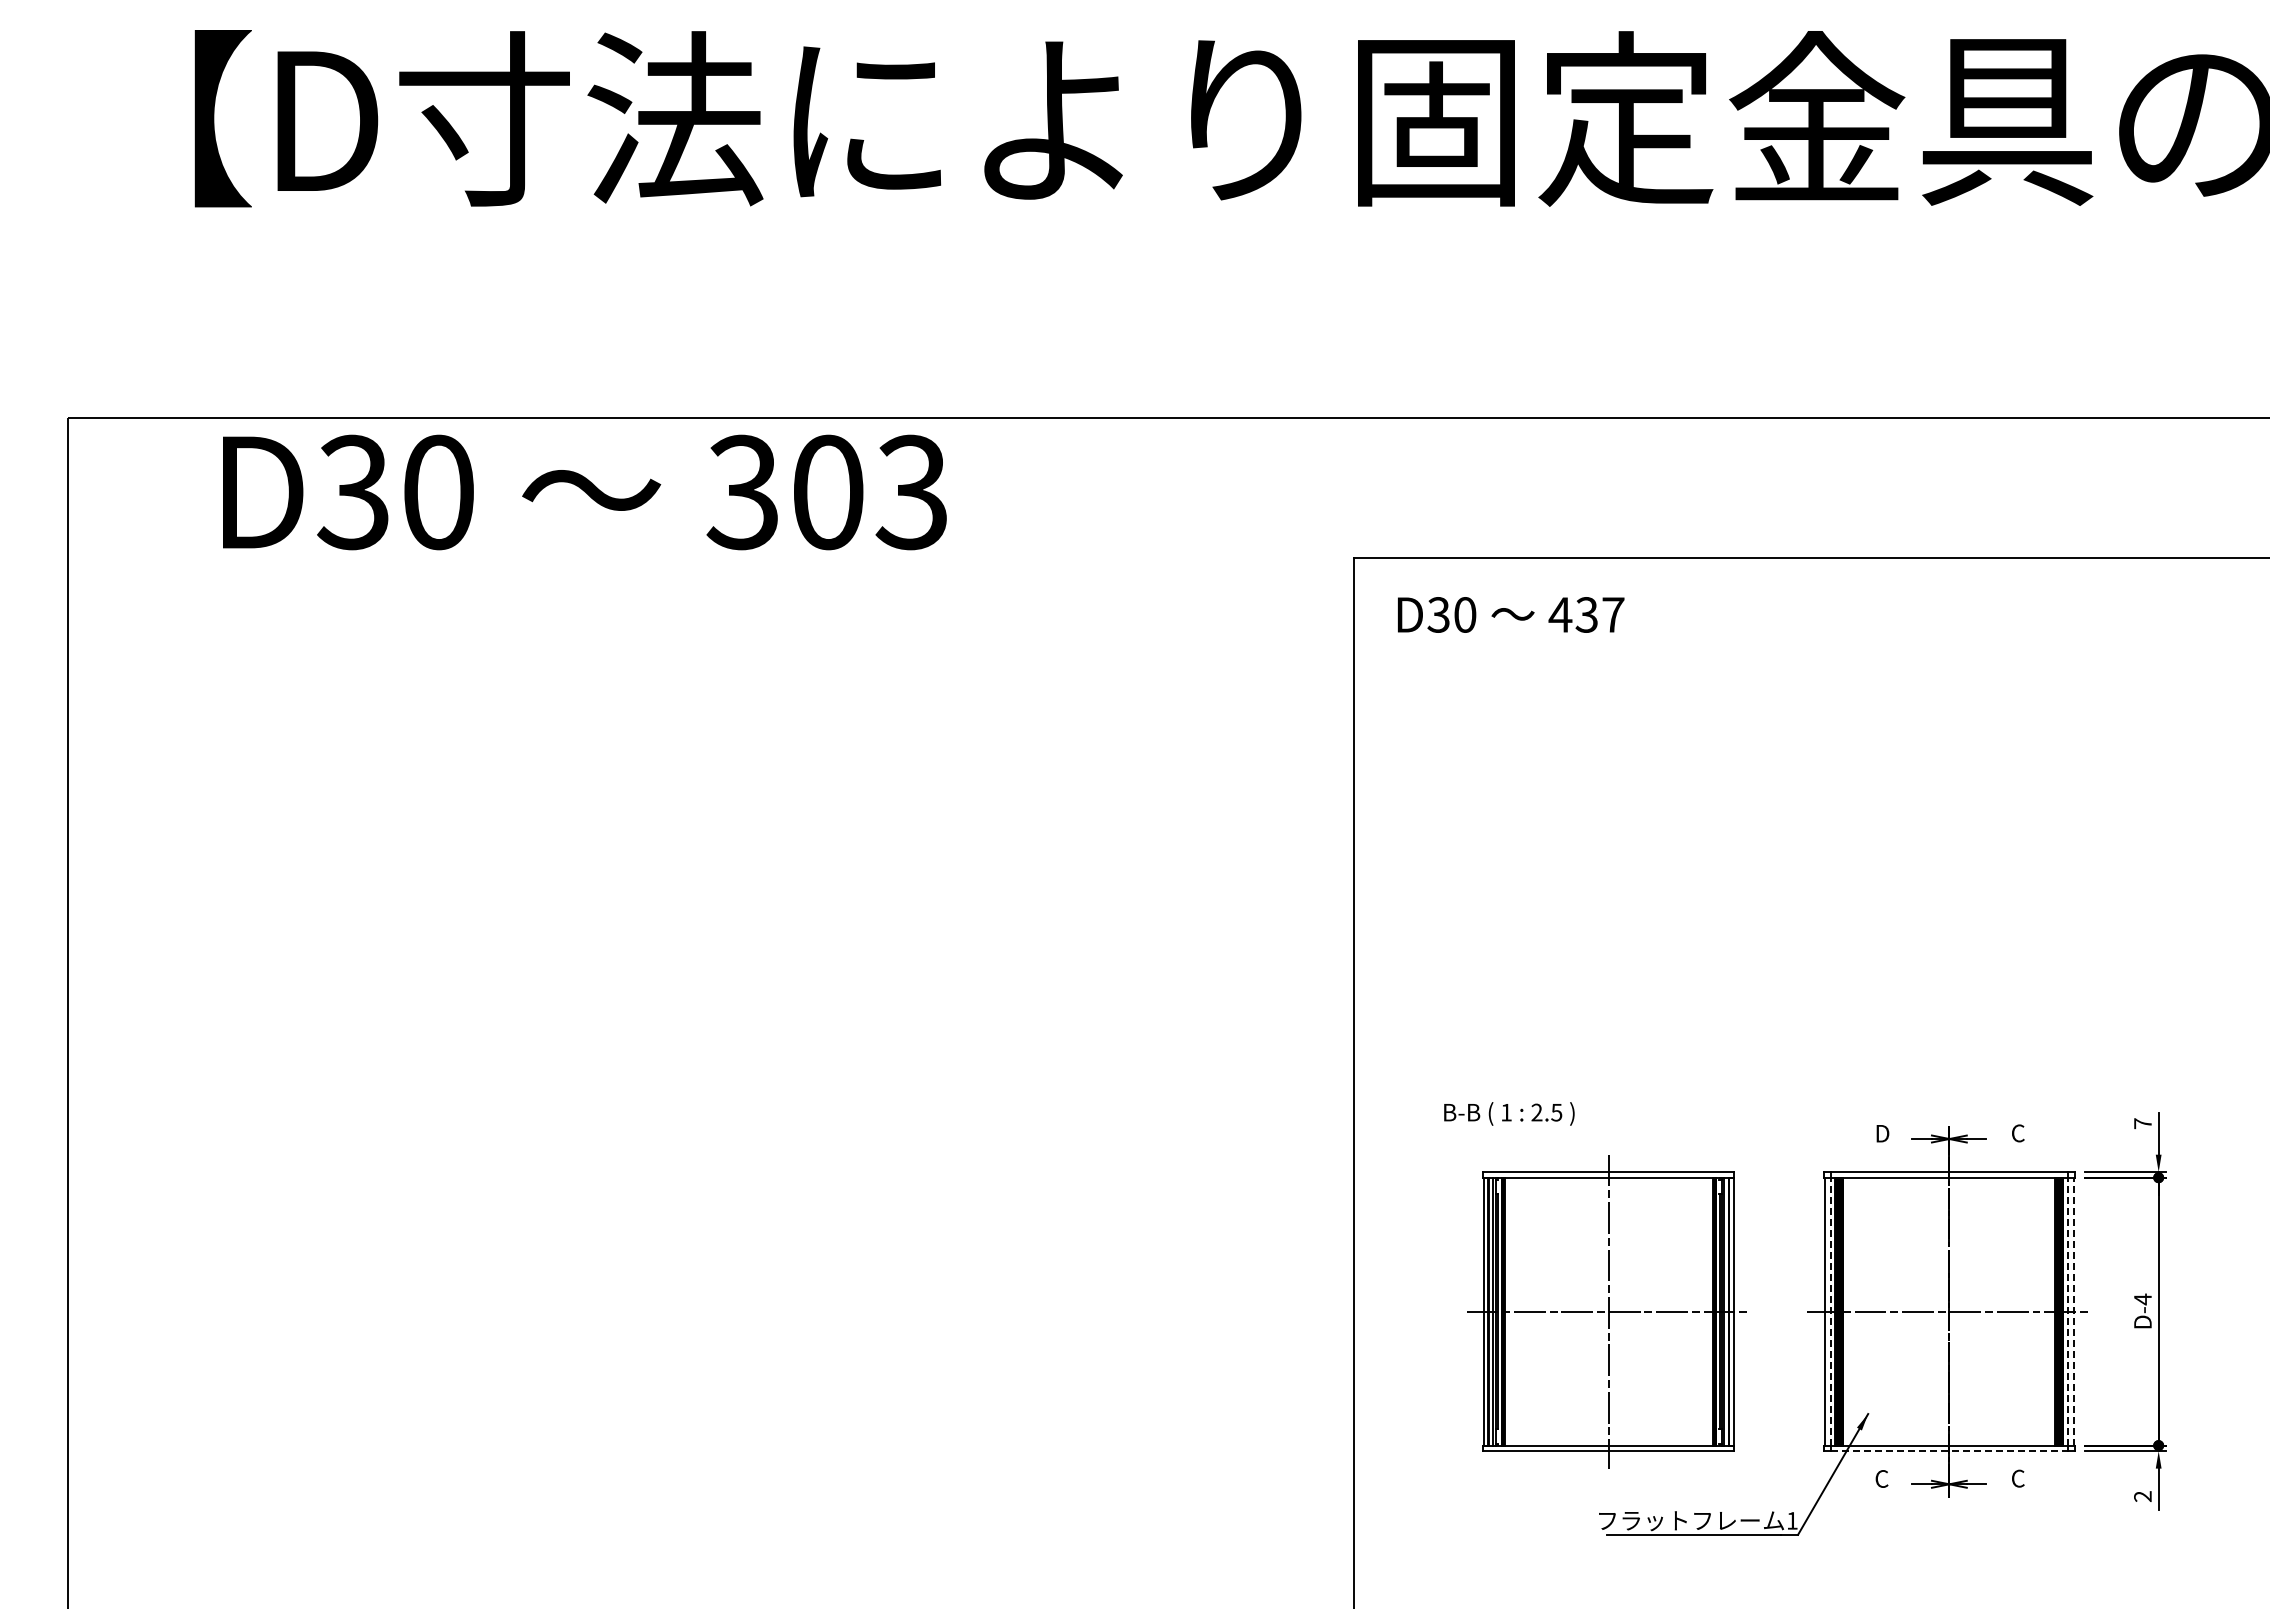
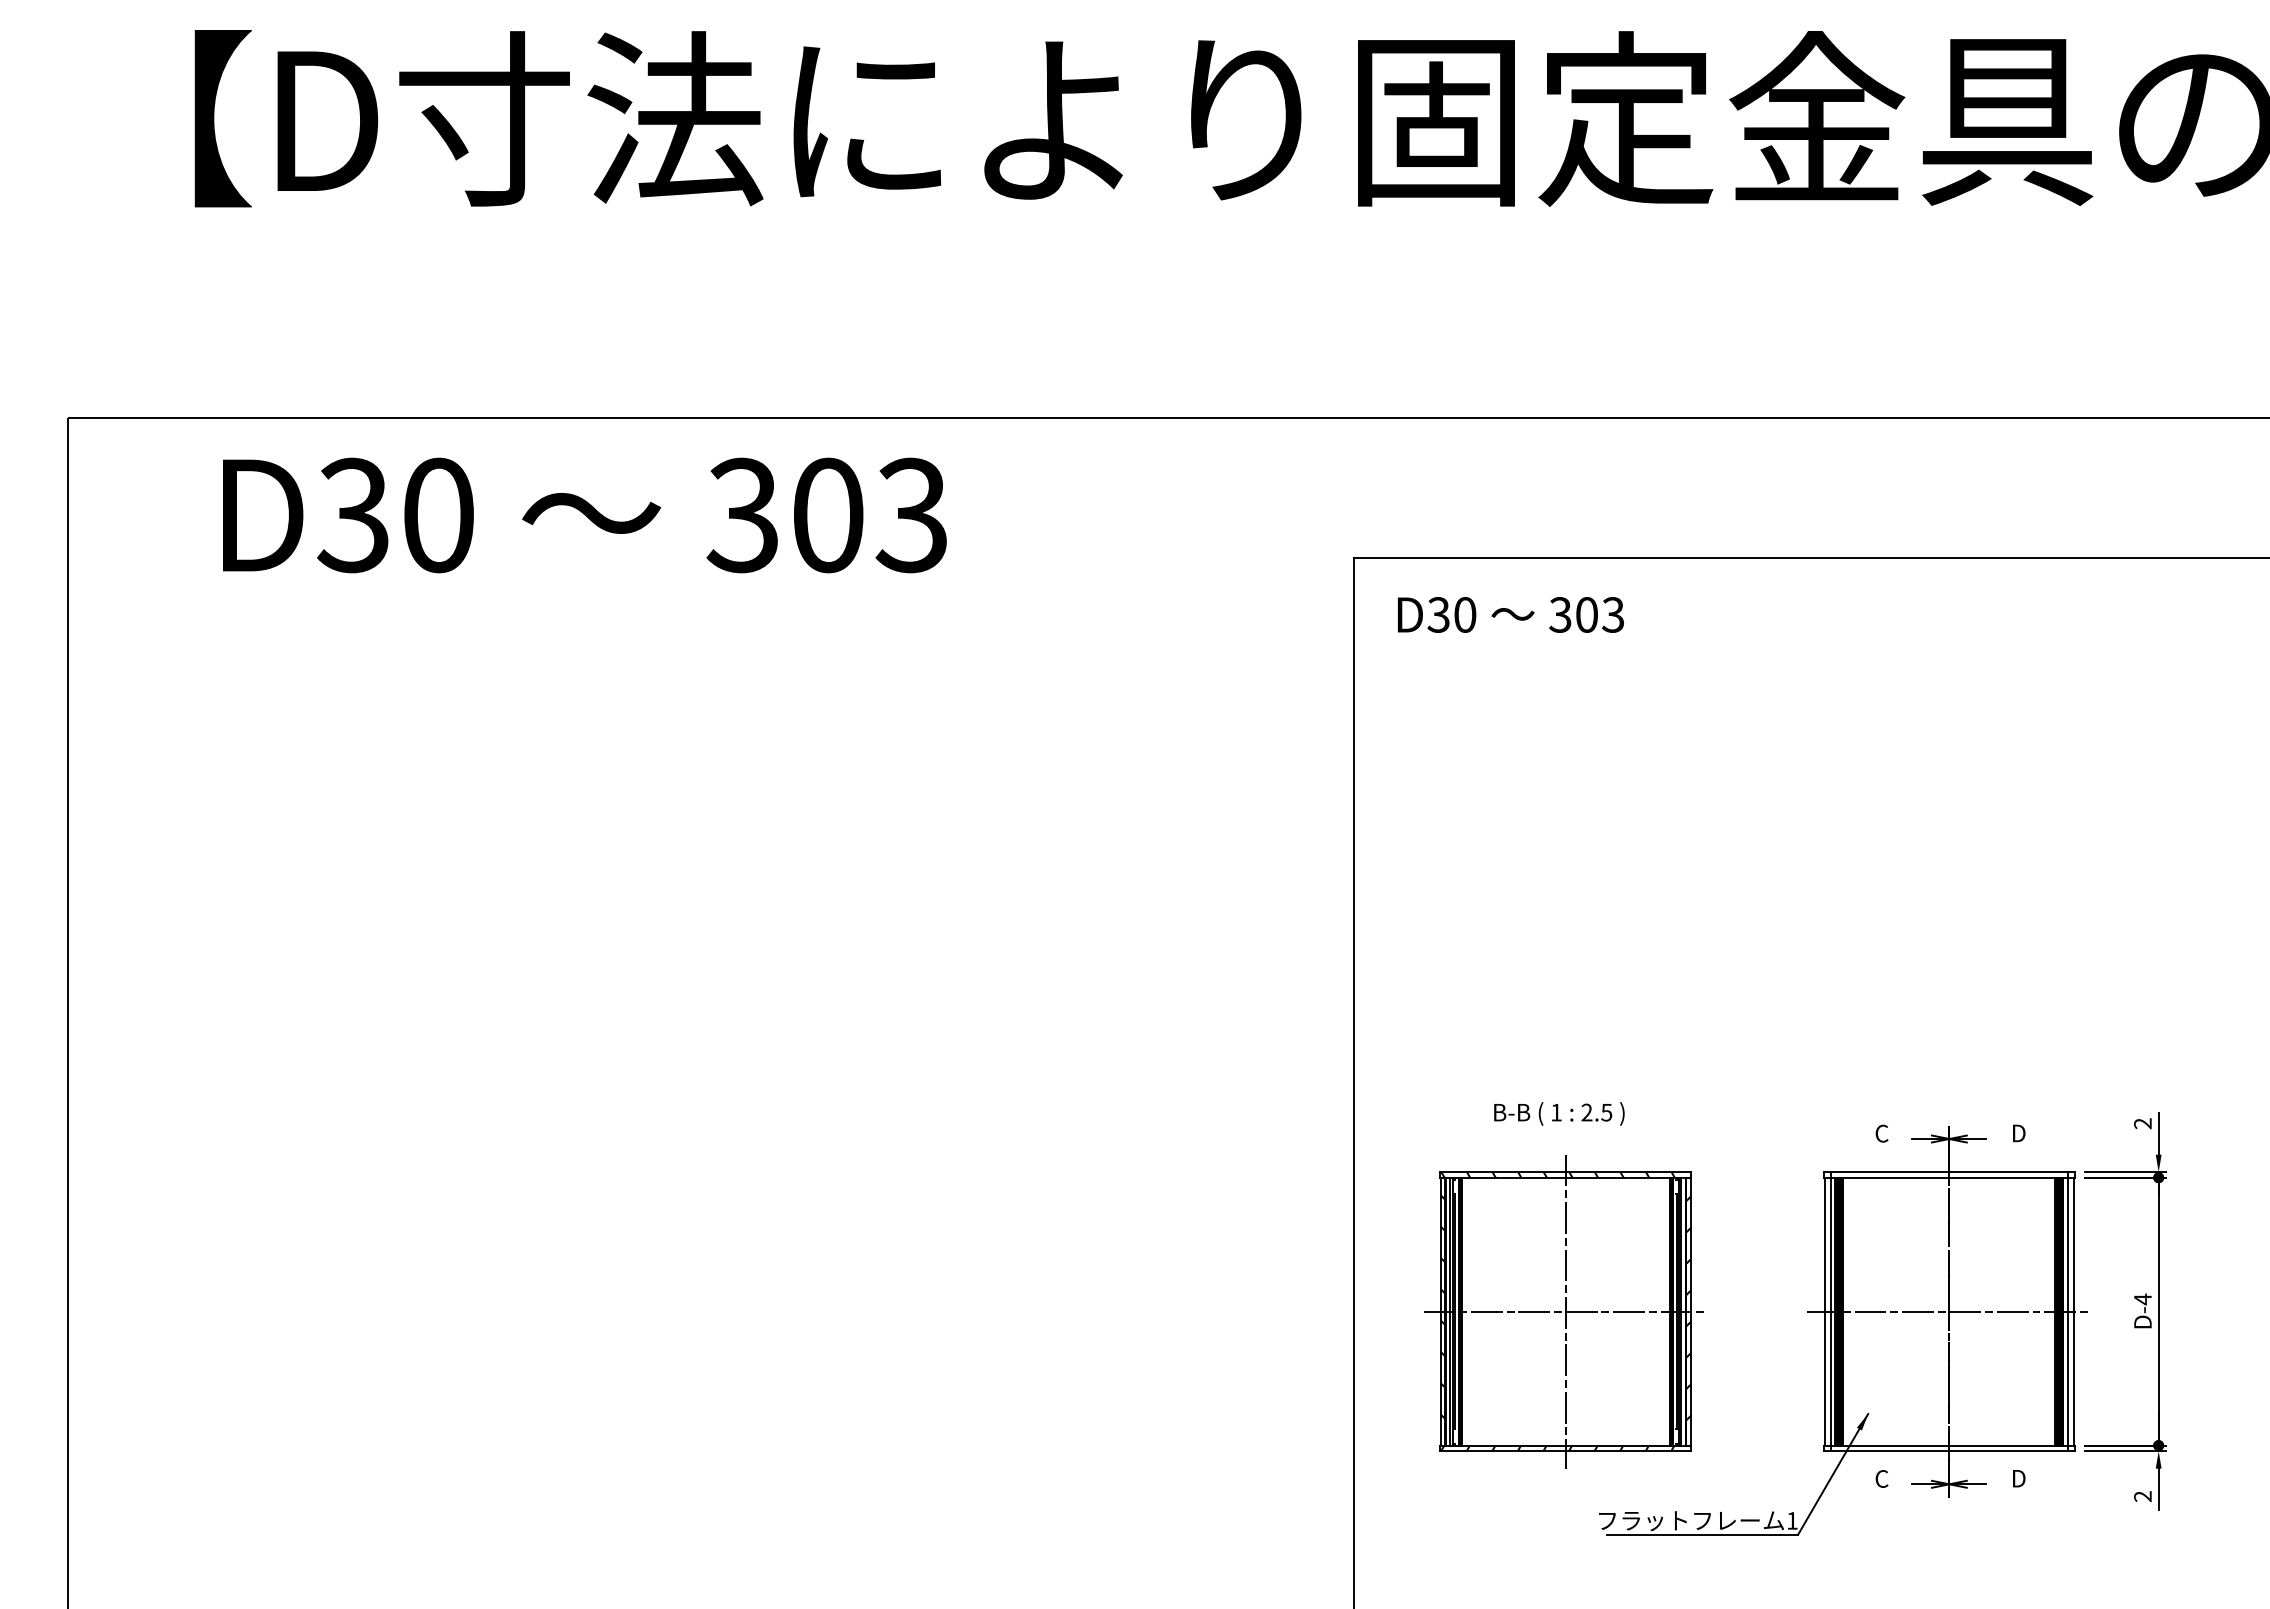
text position: (584, 492) -> (584, 515) (584, 515)
text: 437 -> 303 (1586, 614)
text position: (1509, 1113) -> (1559, 1113) (1559, 1113)
text: 7 -> 2 (2142, 1123)
text: D -> C (1882, 1133)
text: C -> D (2018, 1133)
part position: (1606, 1311) -> (1563, 1311) (1563, 1311)
line: dashed -> solid (1830, 1311)
line: dashed -> solid (2067, 1311)
line: dashed -> solid (2074, 1311)
line: dashed -> solid (1949, 1451)
text: C -> D (2018, 1478)
